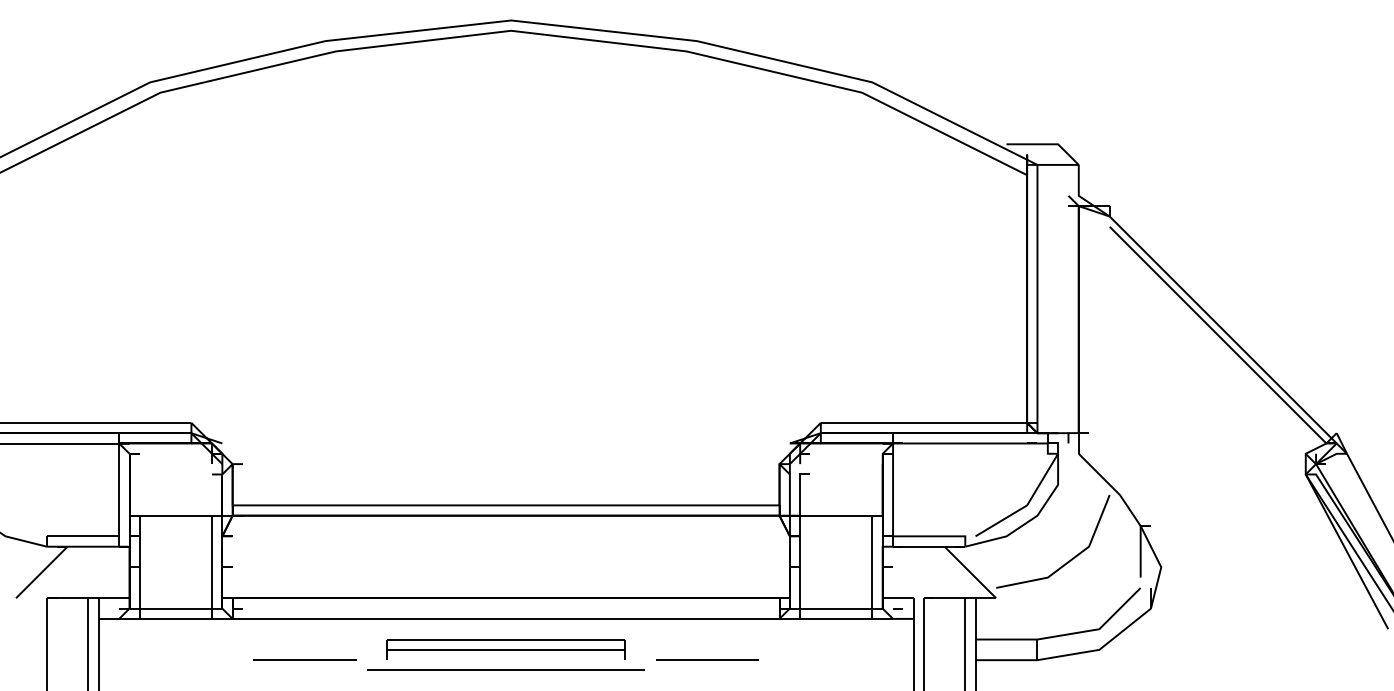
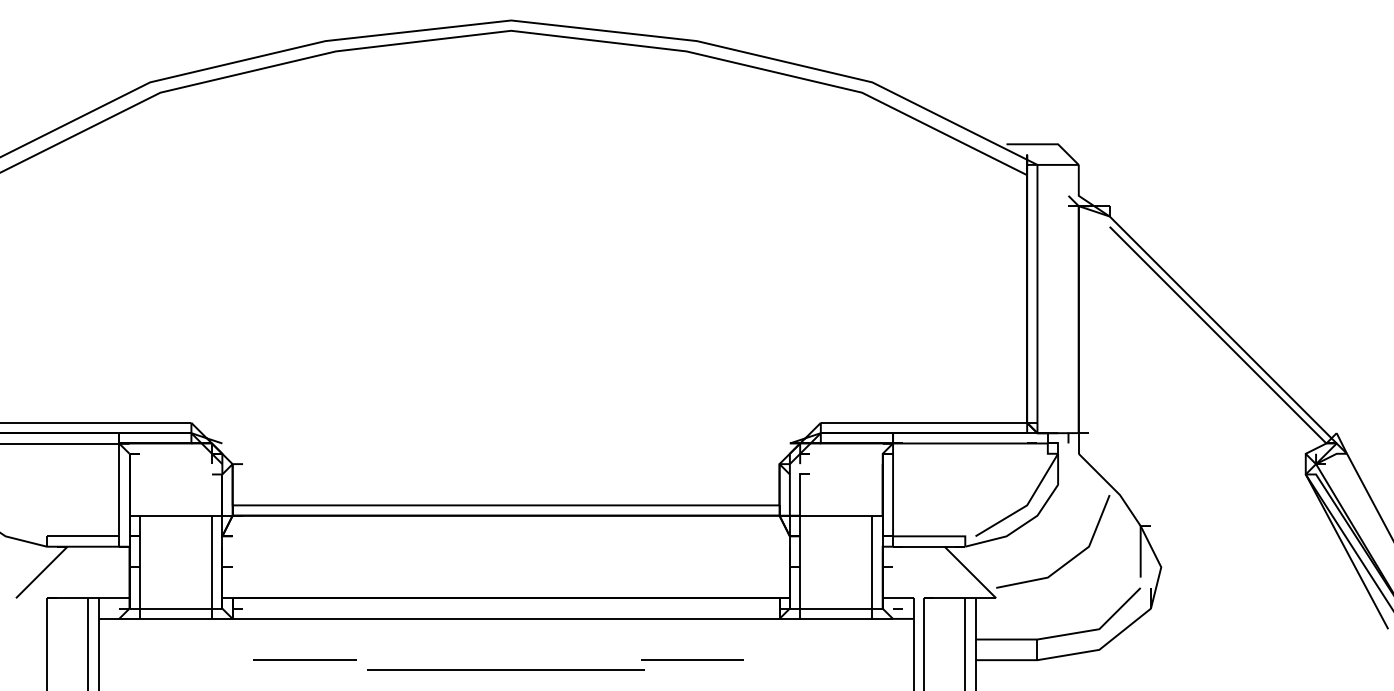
part: present -> none (505, 649)
line position: (707, 659) -> (692, 659) (692, 659)
